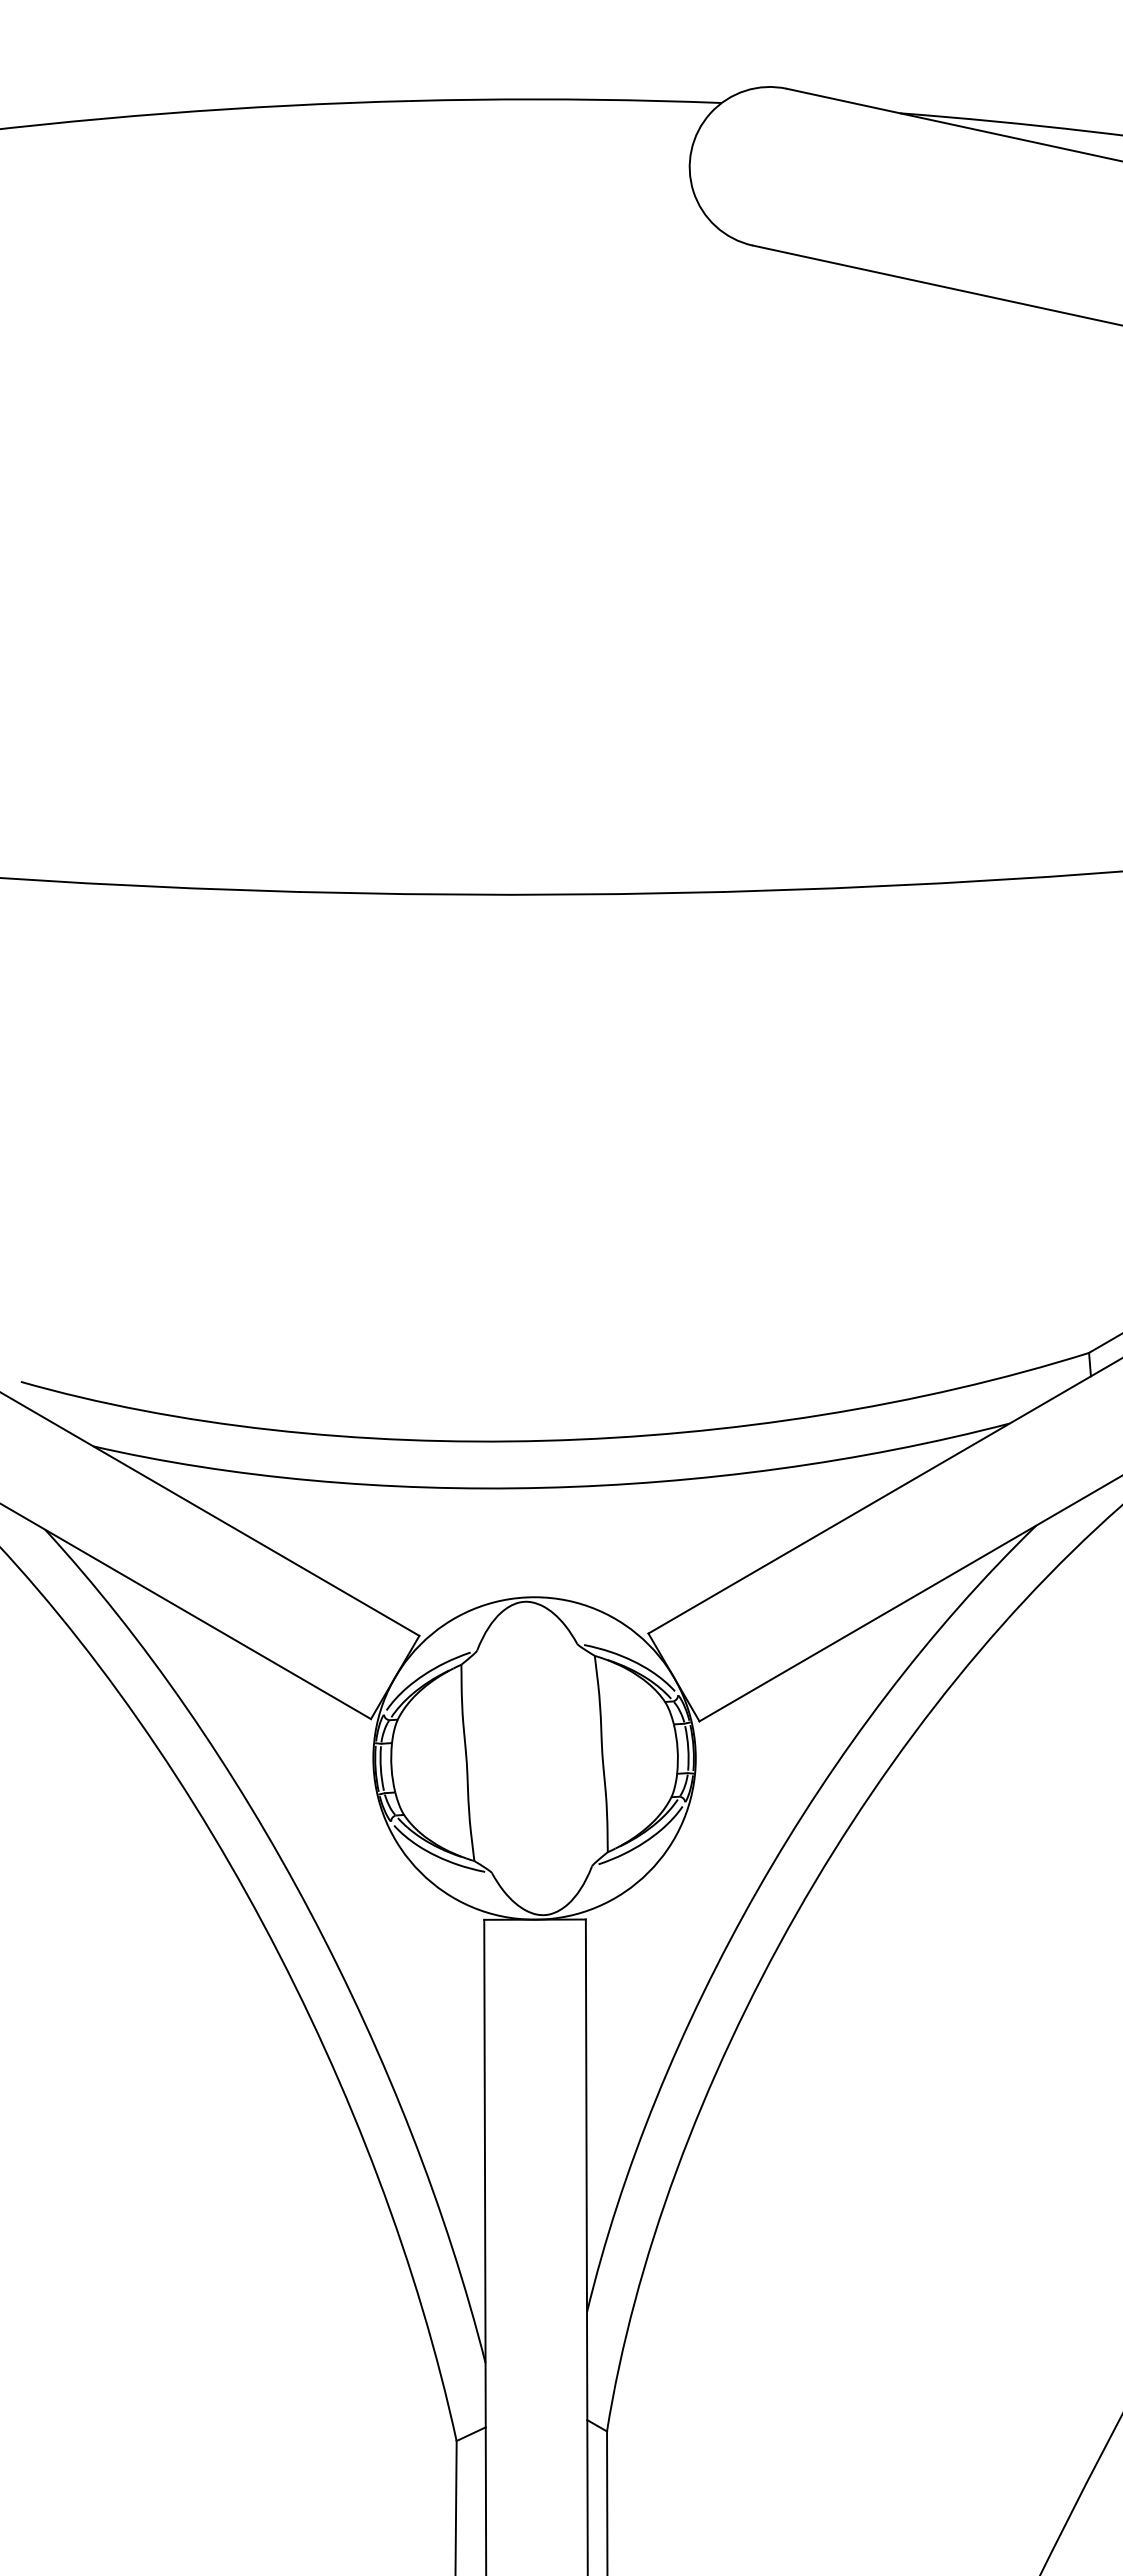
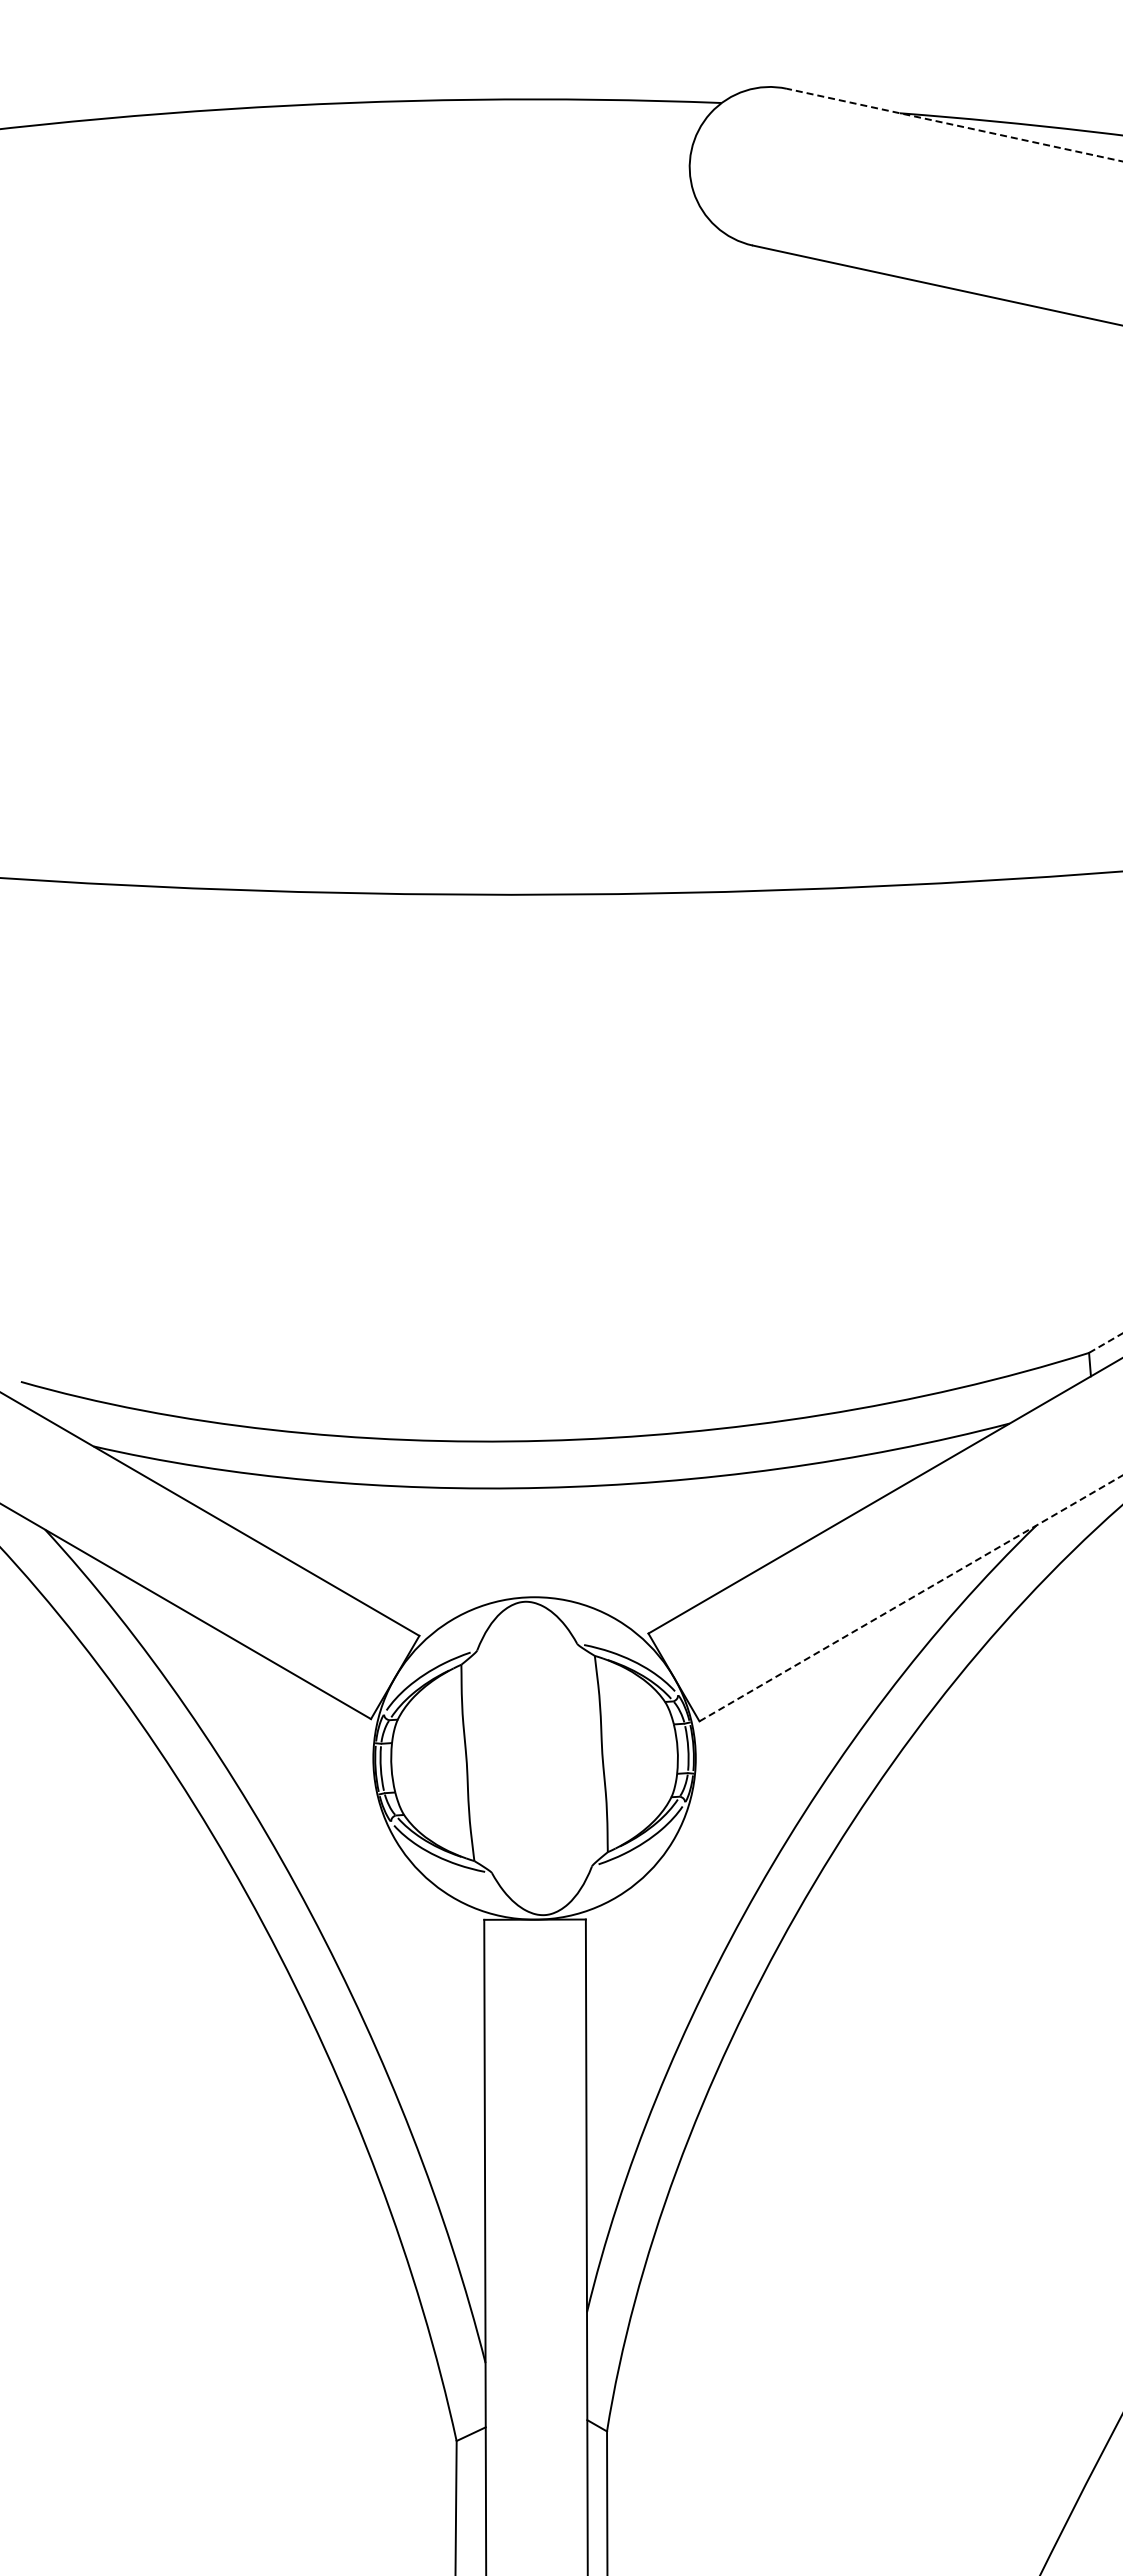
line: solid -> dashed (954, 125)
line: solid -> dashed (1106, 1342)
line: solid -> dashed (911, 1598)
